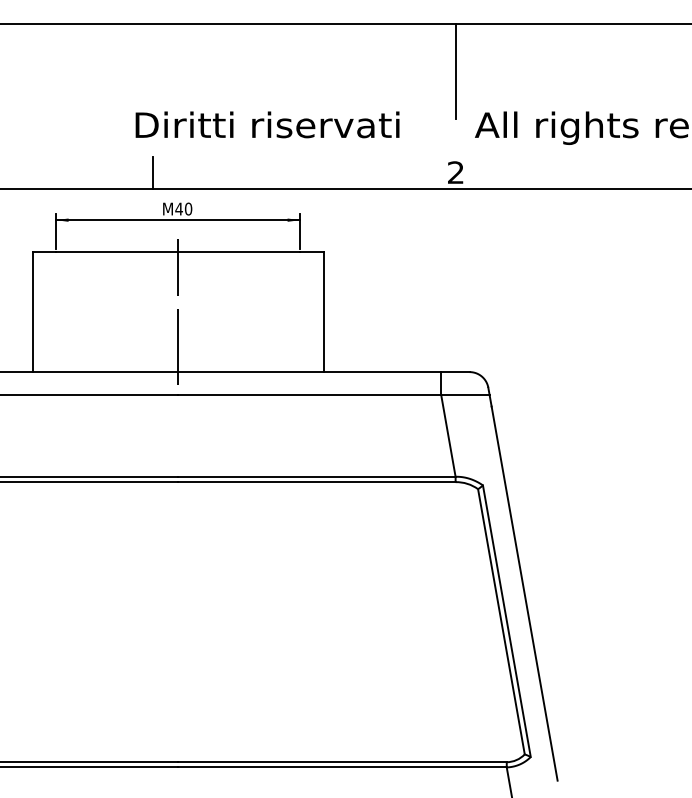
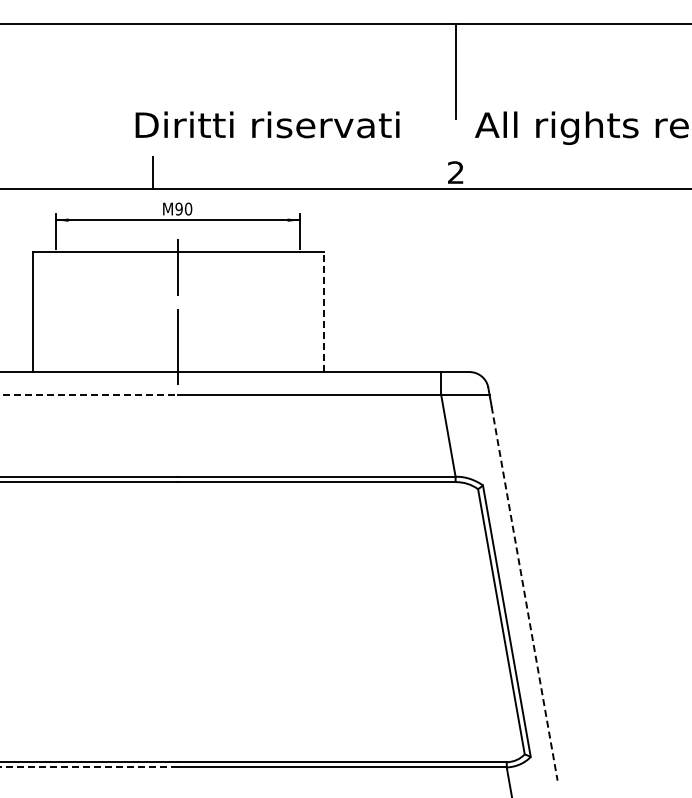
text: M40 -> M90 (178, 208)
line: solid -> dashed (323, 311)
line: solid -> dashed (89, 394)
line: solid -> dashed (524, 593)
line: solid -> dashed (89, 767)
